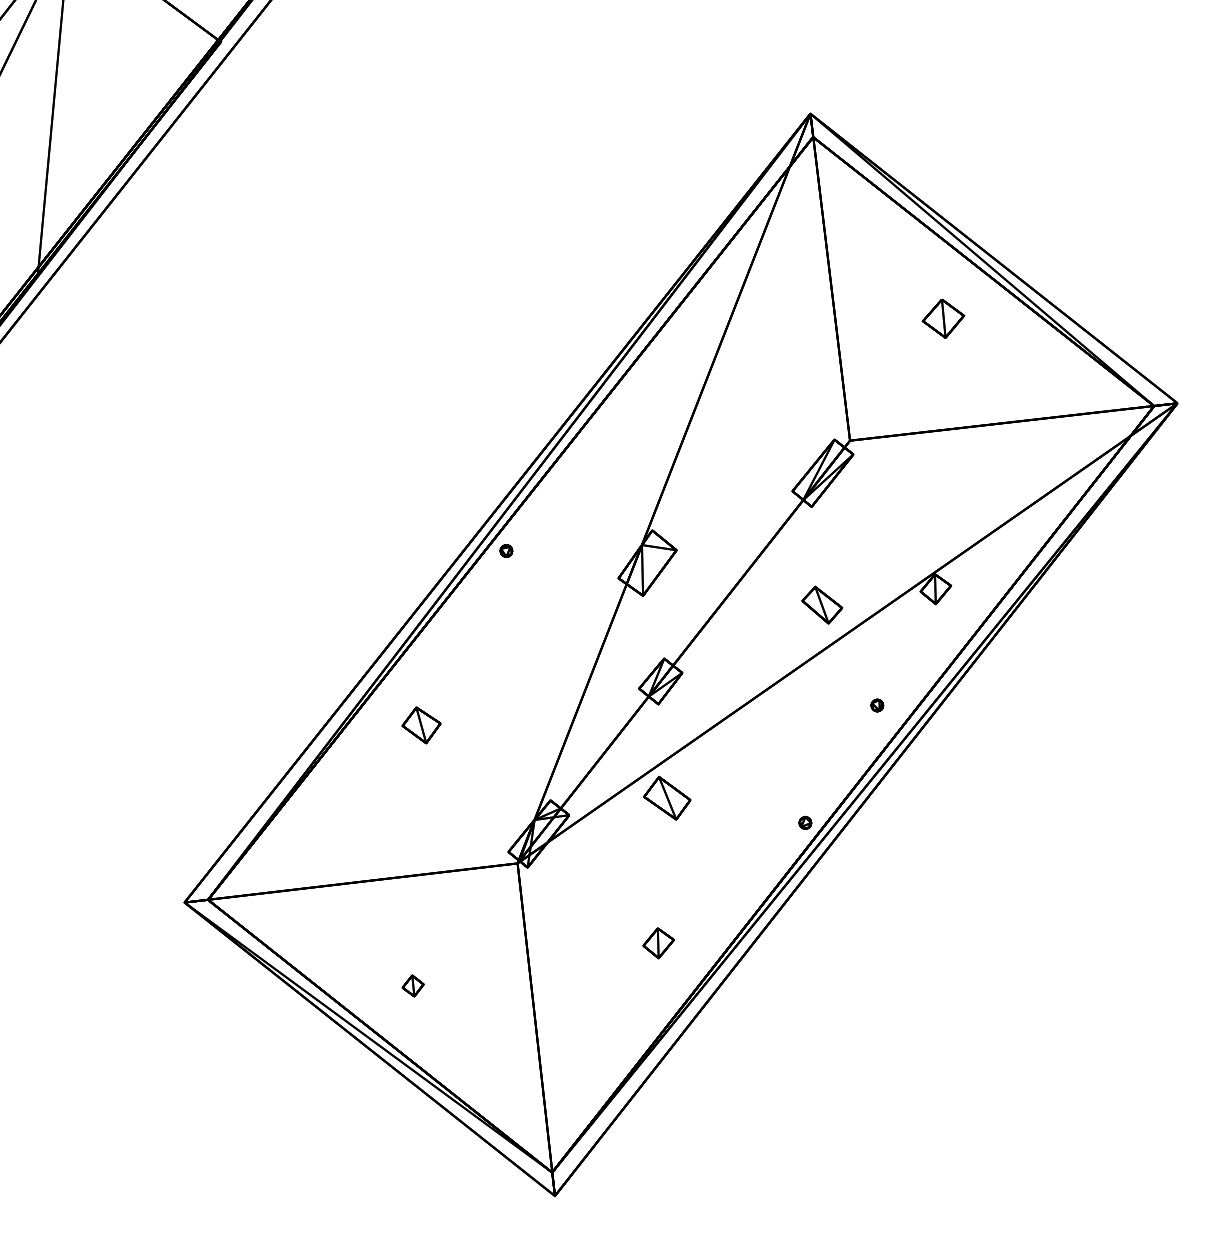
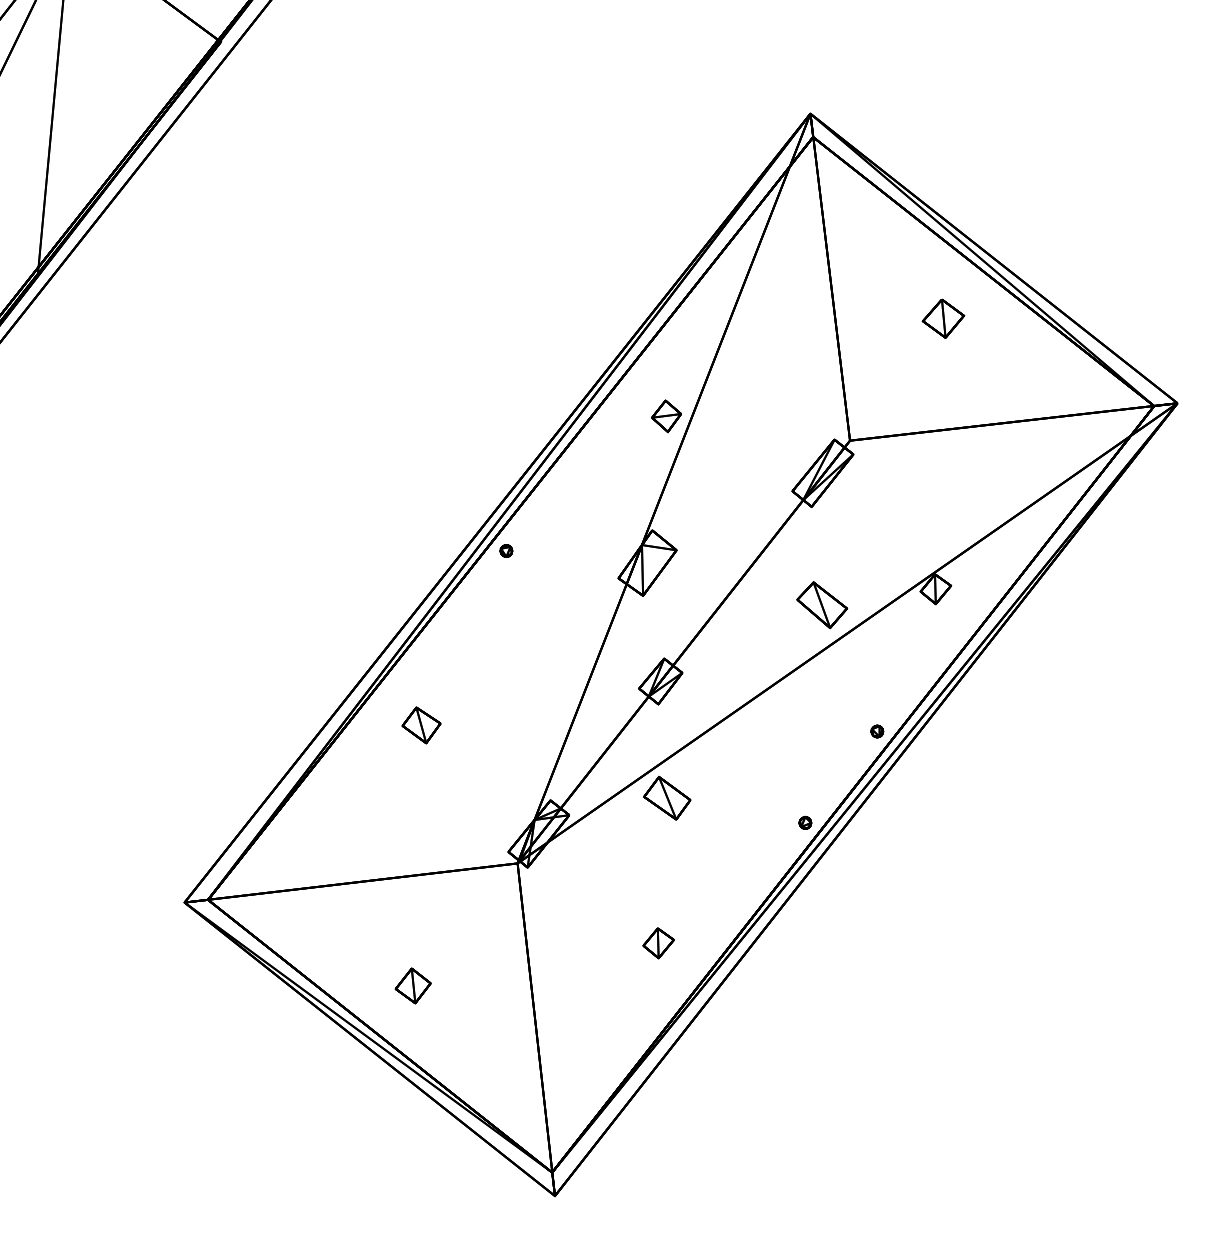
part: none -> present (666, 416)
part size: 43x40 px -> 53x49 px (822, 605)
part position: (877, 705) -> (877, 731) (877, 731)
part size: 24x24 px -> 38x38 px (412, 985)
